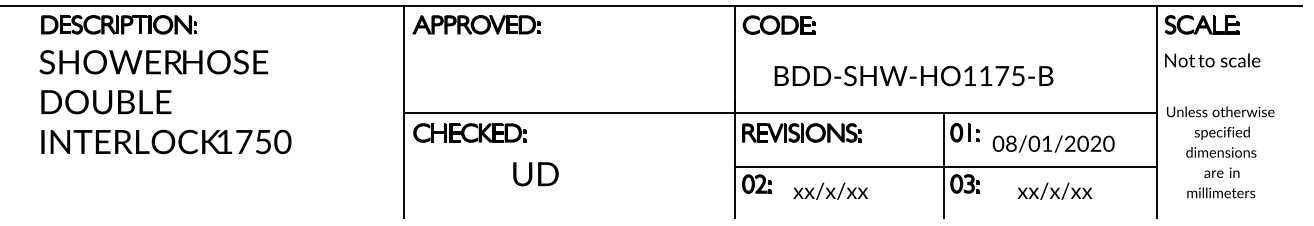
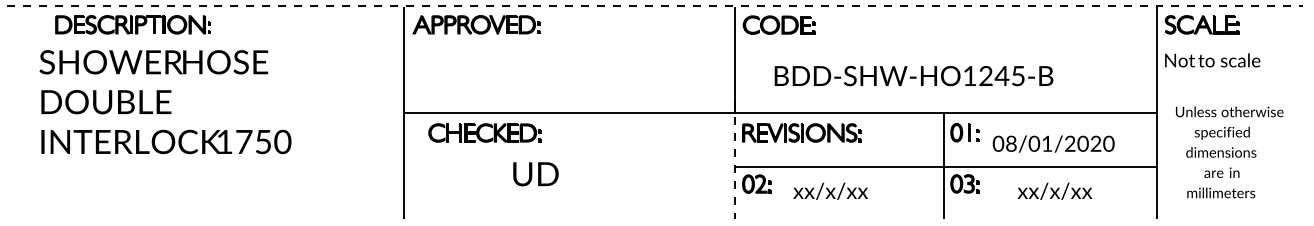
line: solid -> dashed (651, 6)
part position: (118, 24) -> (132, 24) (132, 24)
text: BDD-SHW-HO1175-B -> BDD-SHW-HO1245-B (994, 75)
text position: (1220, 111) -> (1229, 111) (1229, 111)
part position: (469, 132) -> (484, 132) (484, 132)
line: solid -> dashed (734, 160)
